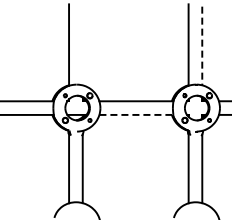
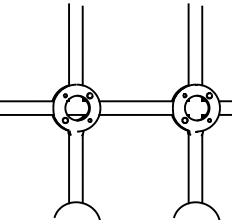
line: none -> present (82, 45)
line: dashed -> solid (202, 46)
line: dashed -> solid (136, 114)
